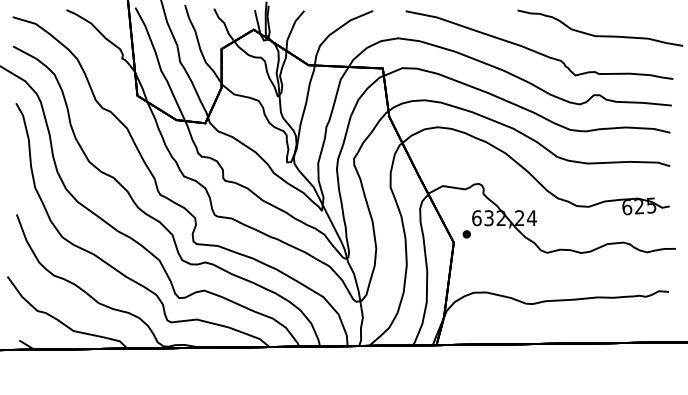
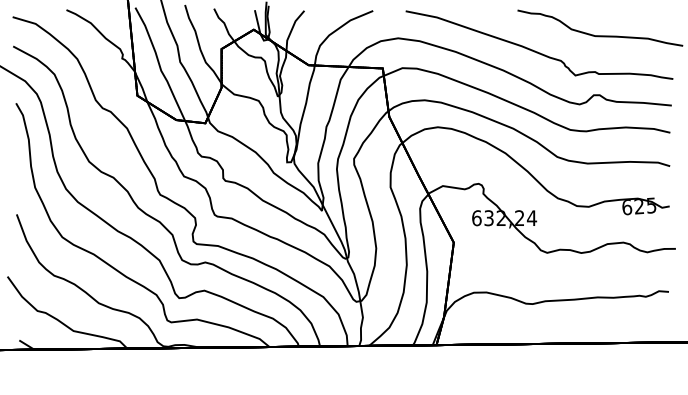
part: present -> none (466, 234)
